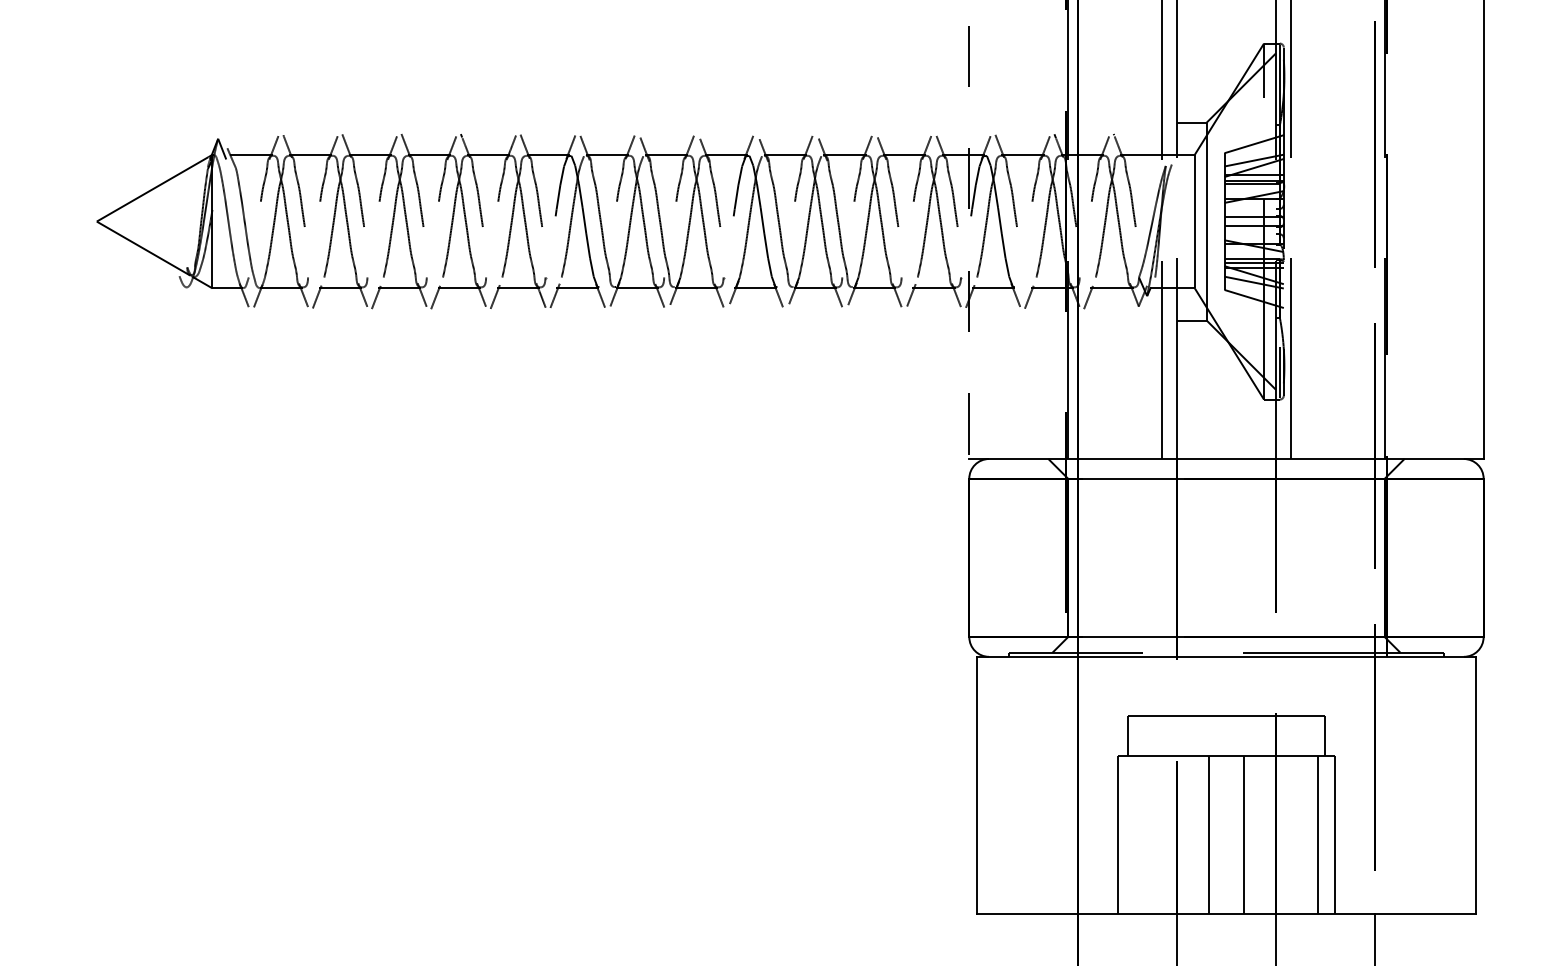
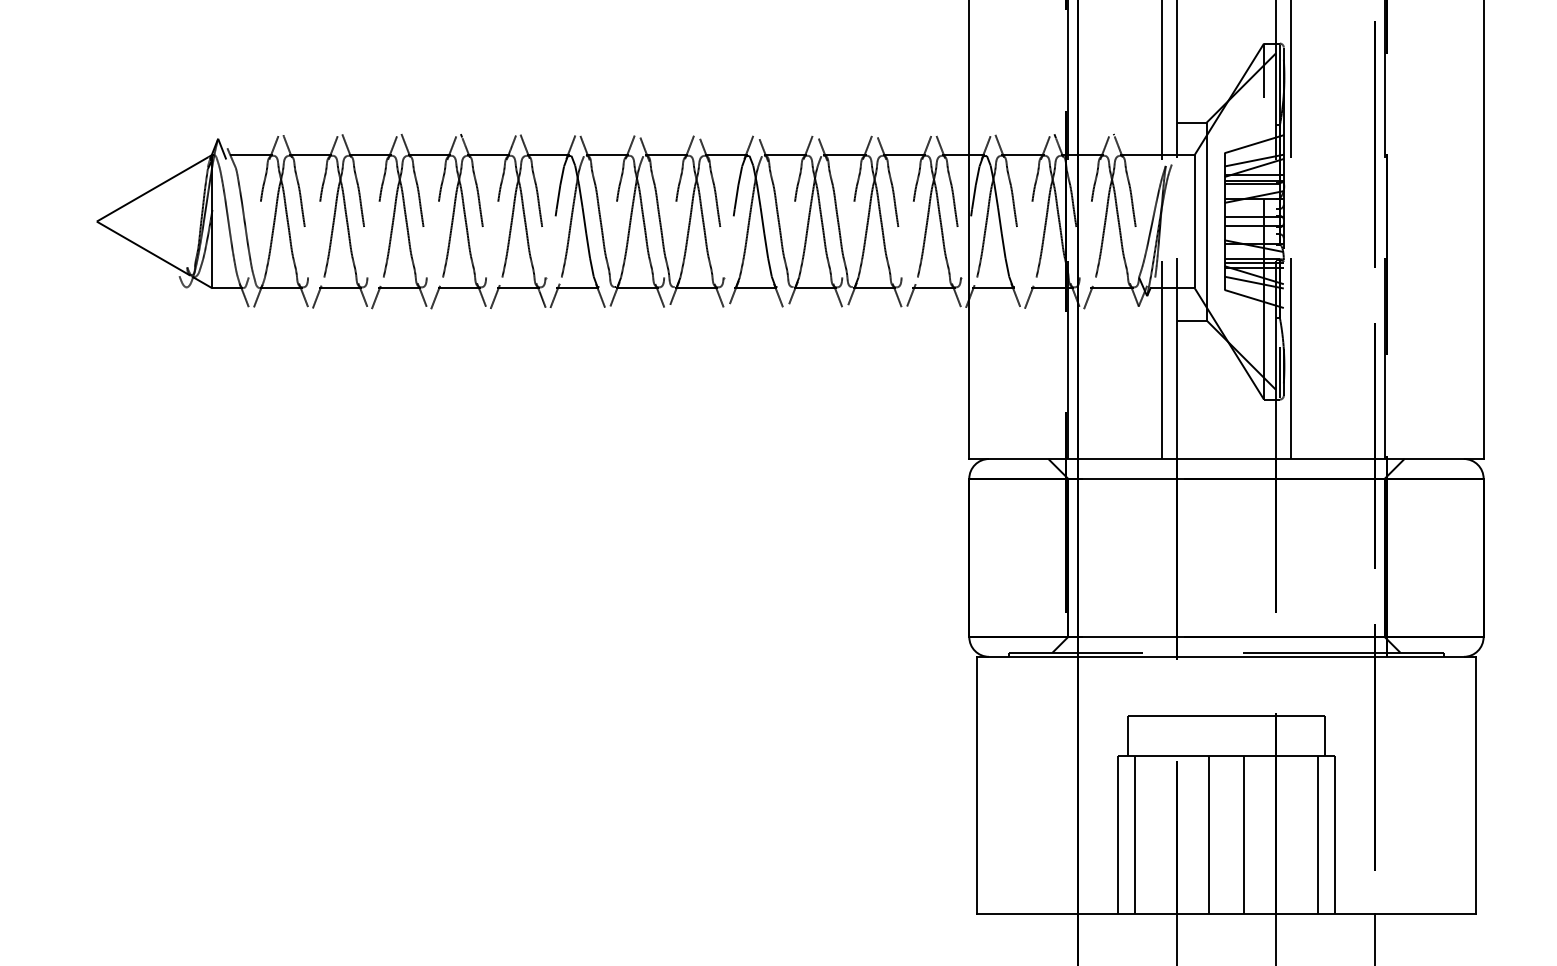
line: dashed -> solid (969, 230)
line: none -> present (1135, 834)
